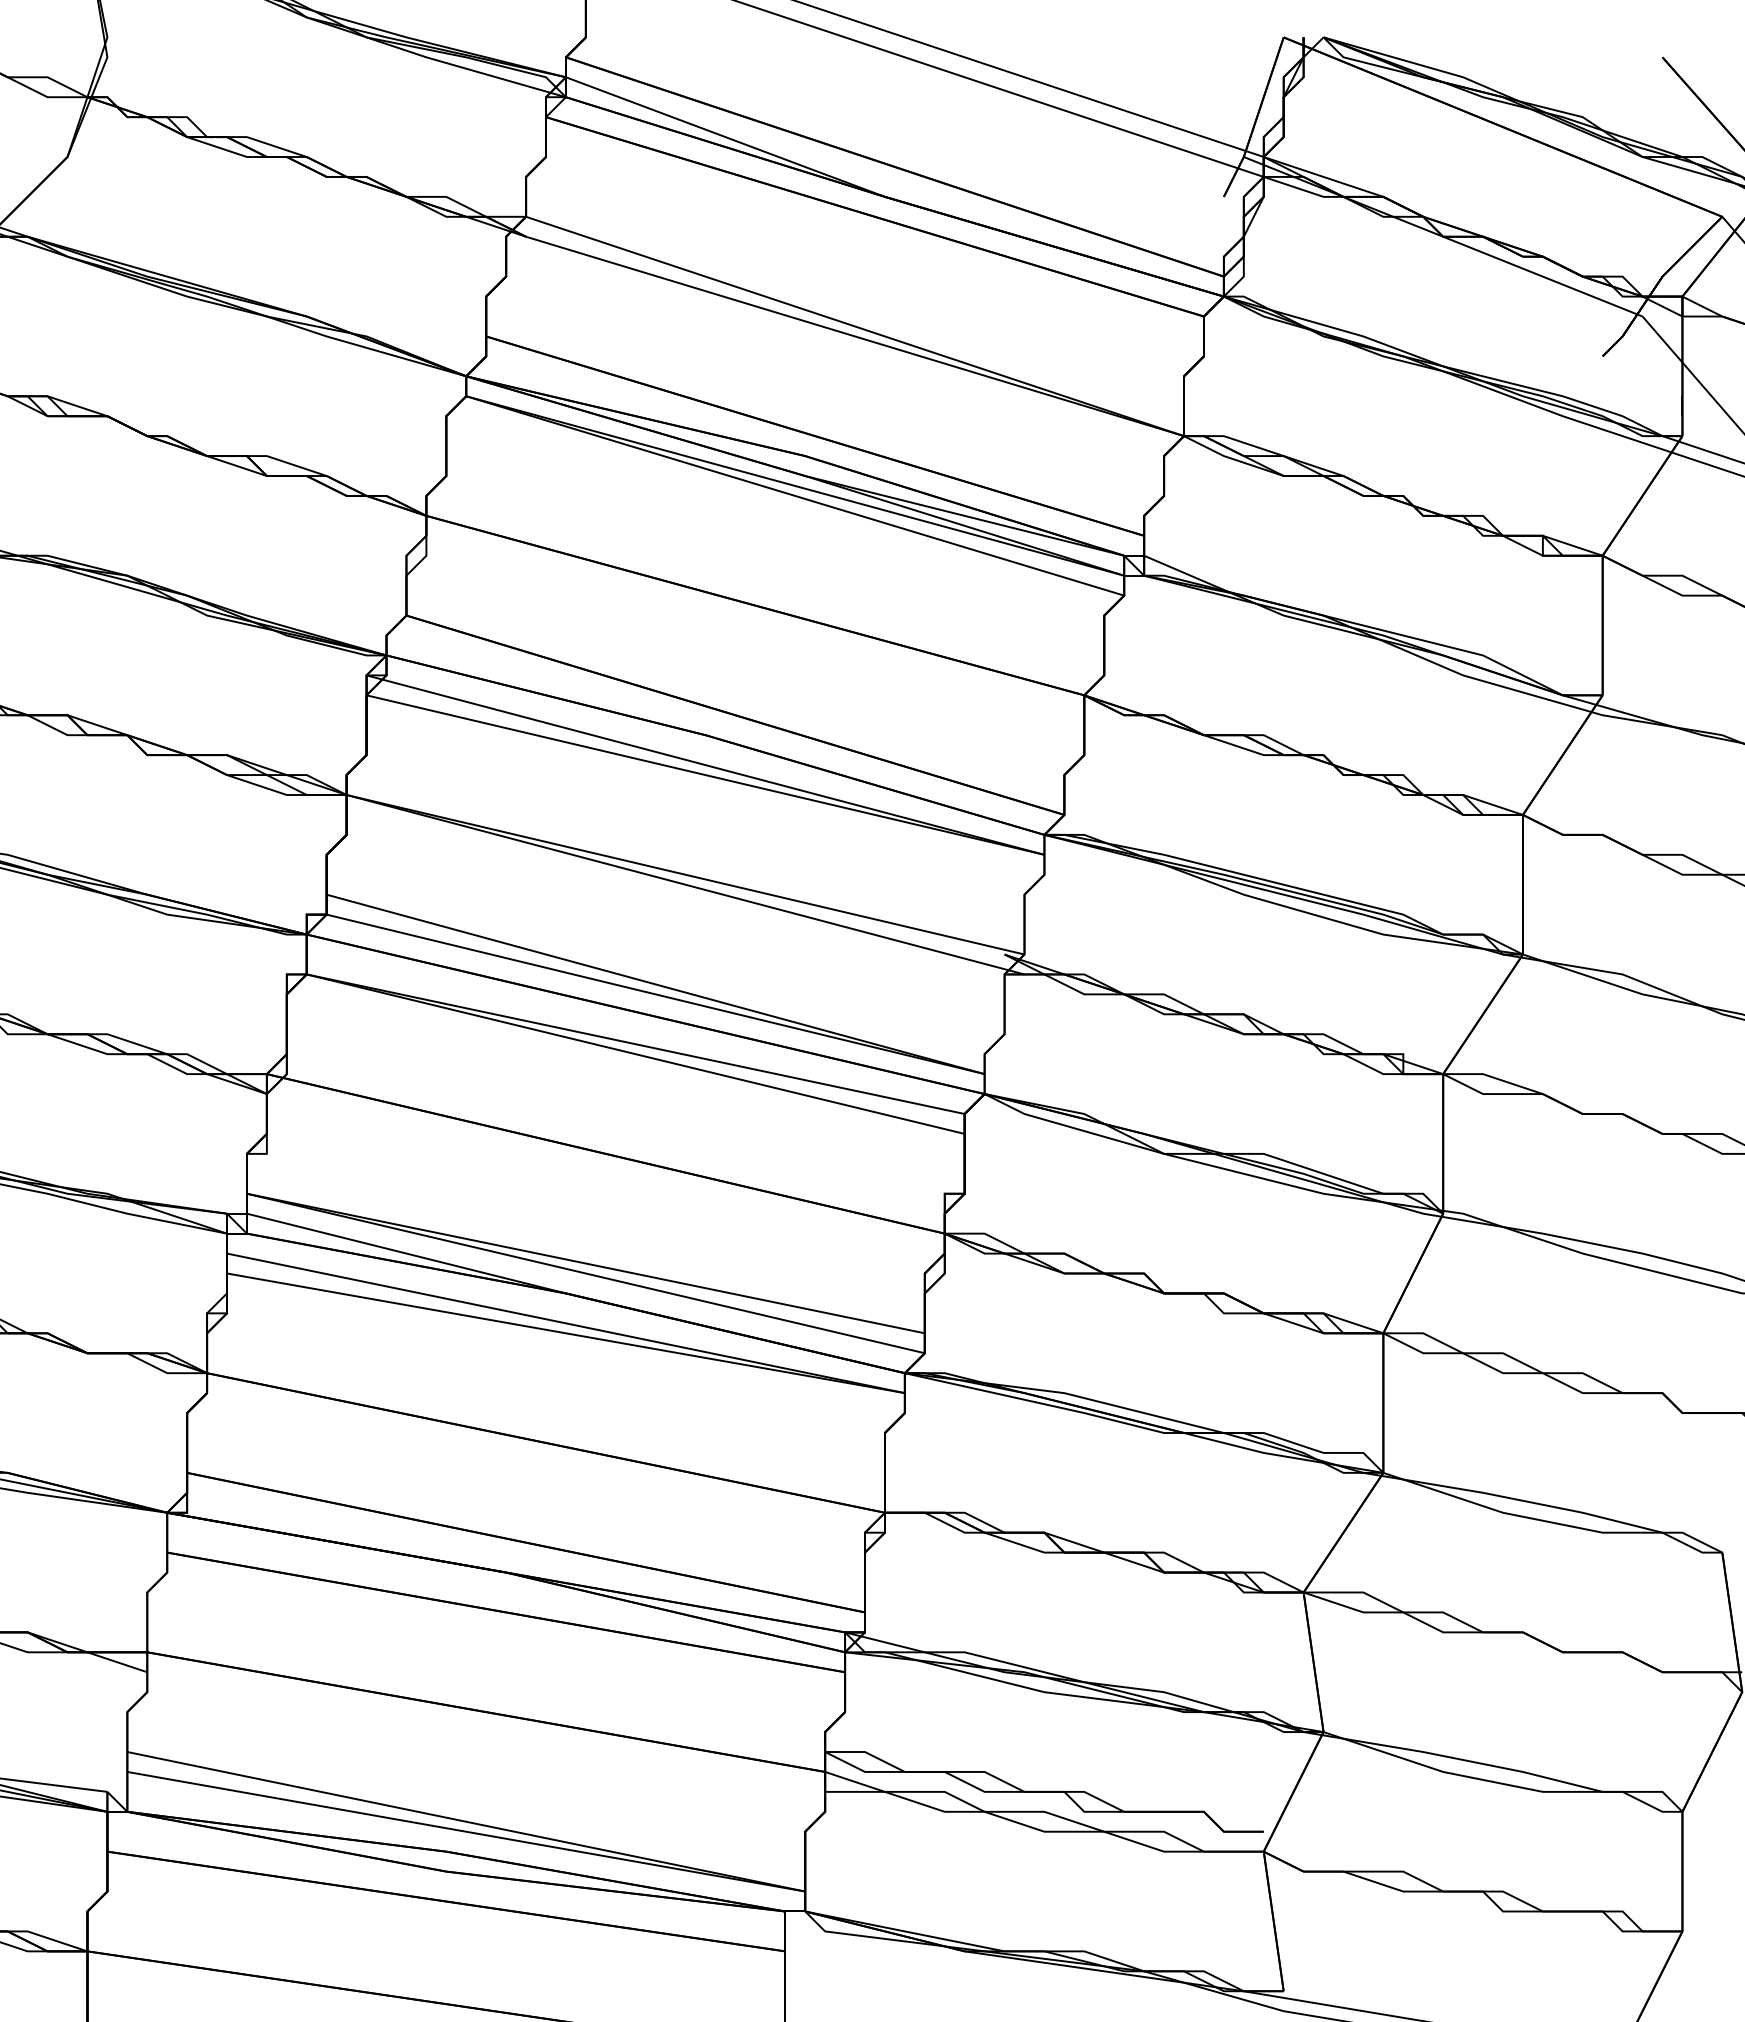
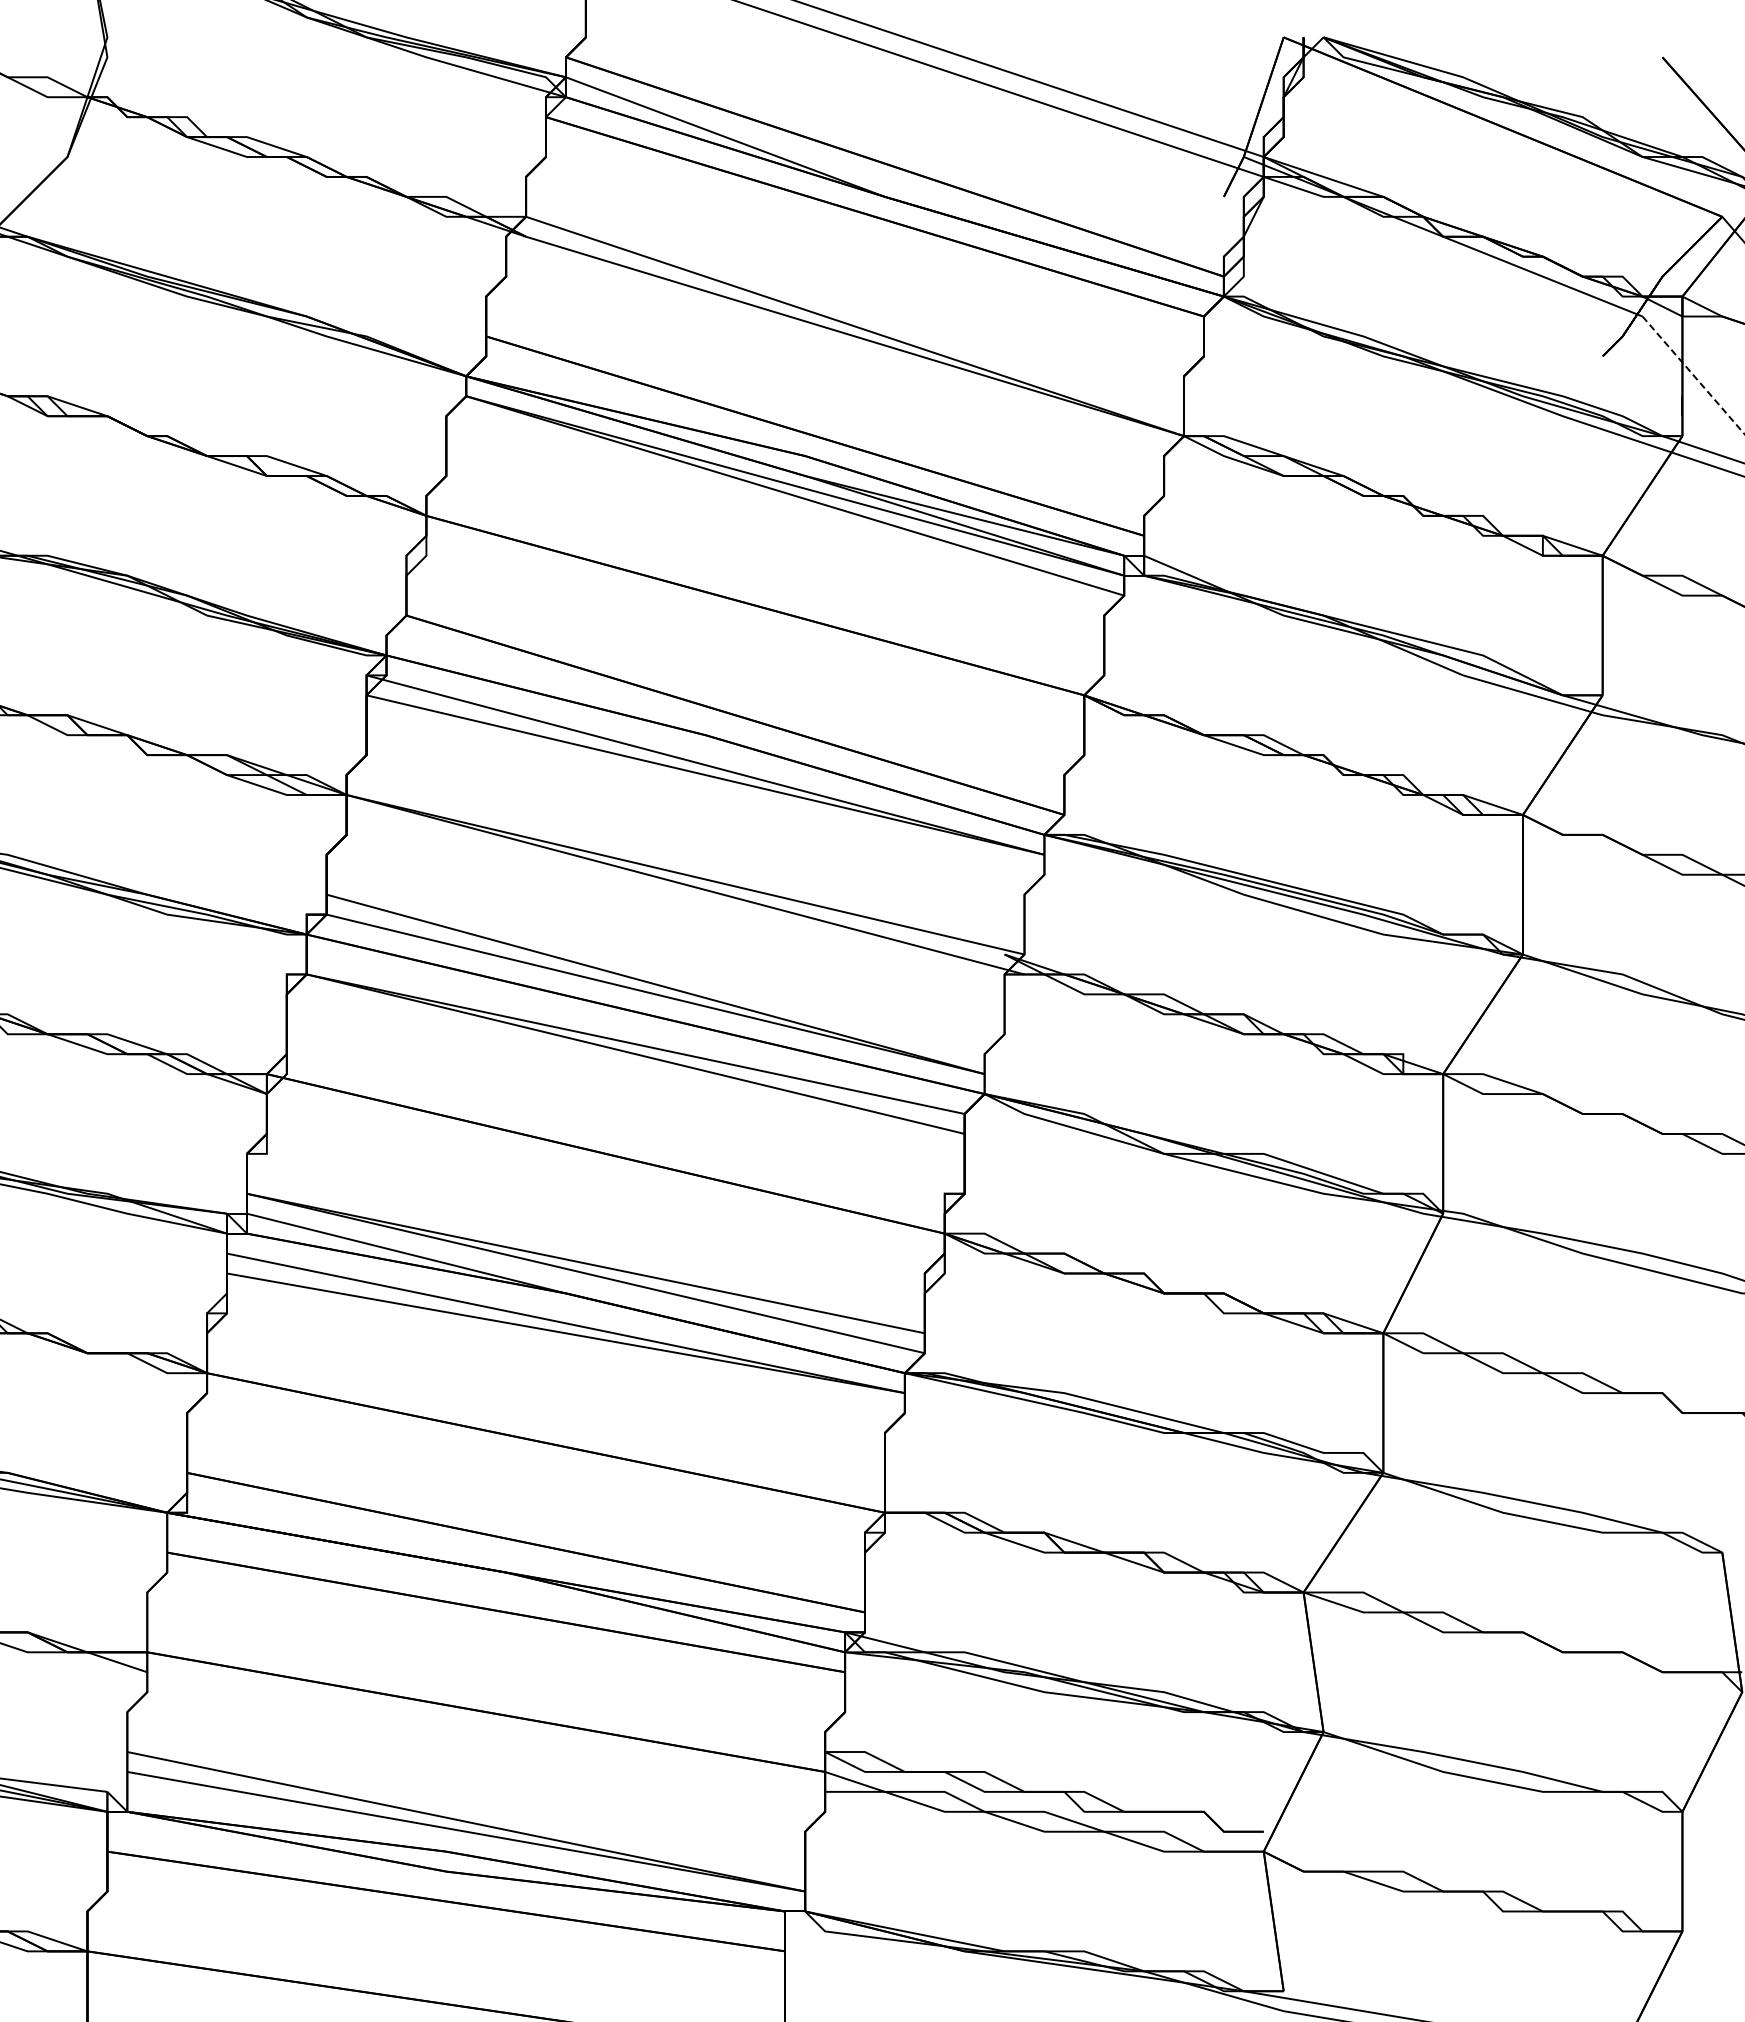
line: solid -> dashed (1693, 375)
